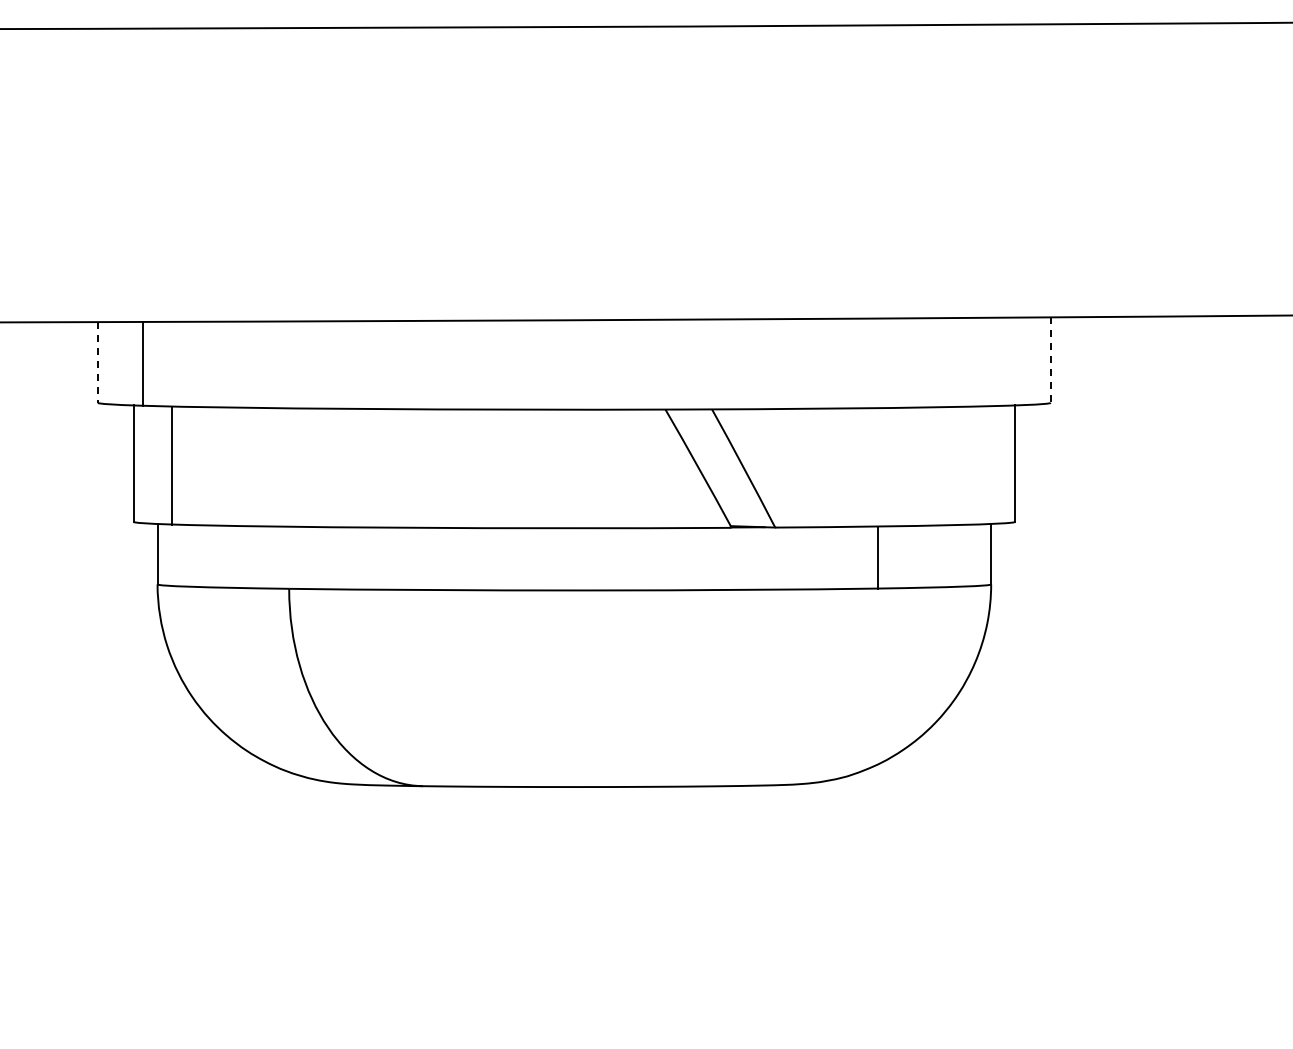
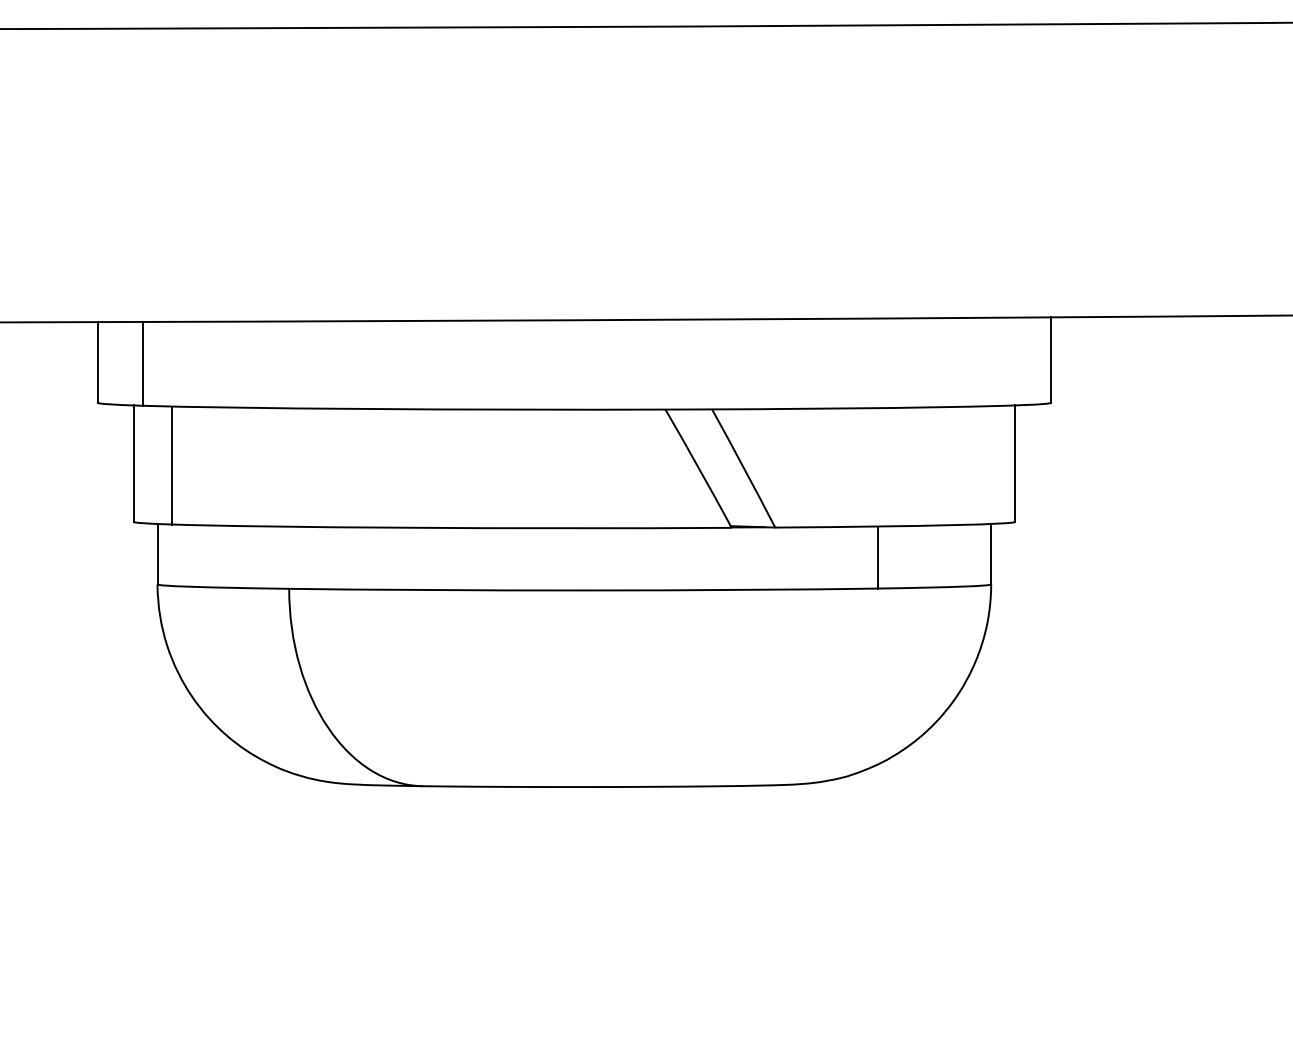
line: dashed -> solid (1050, 360)
line: dashed -> solid (98, 363)
